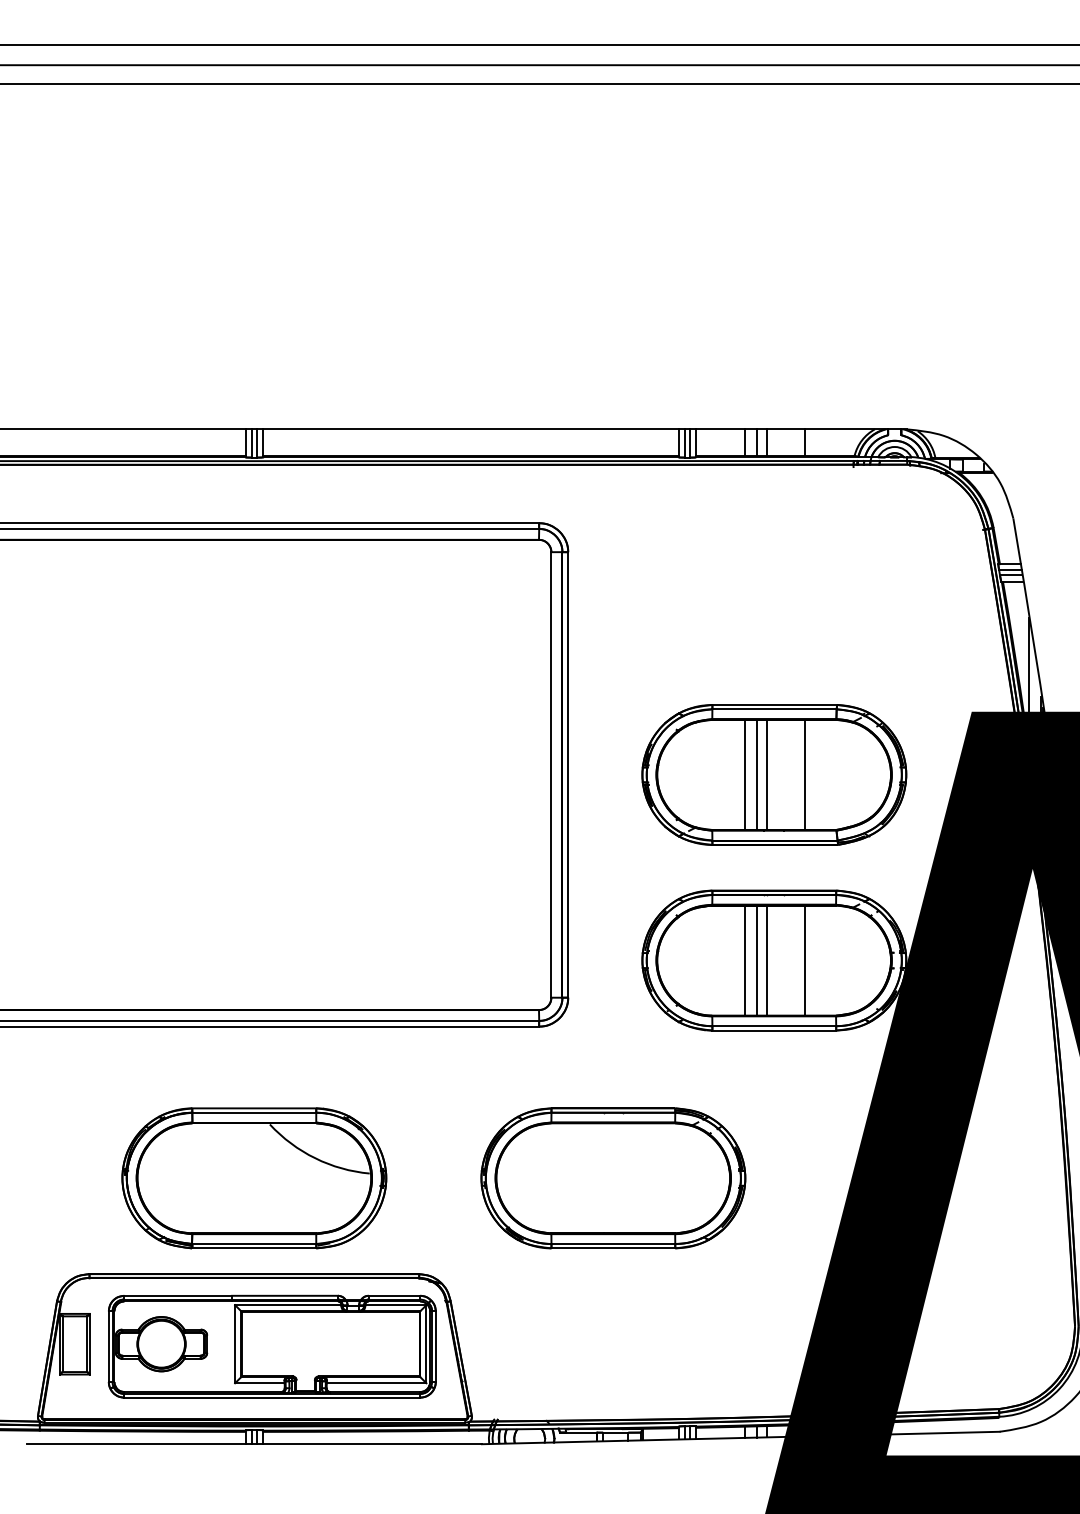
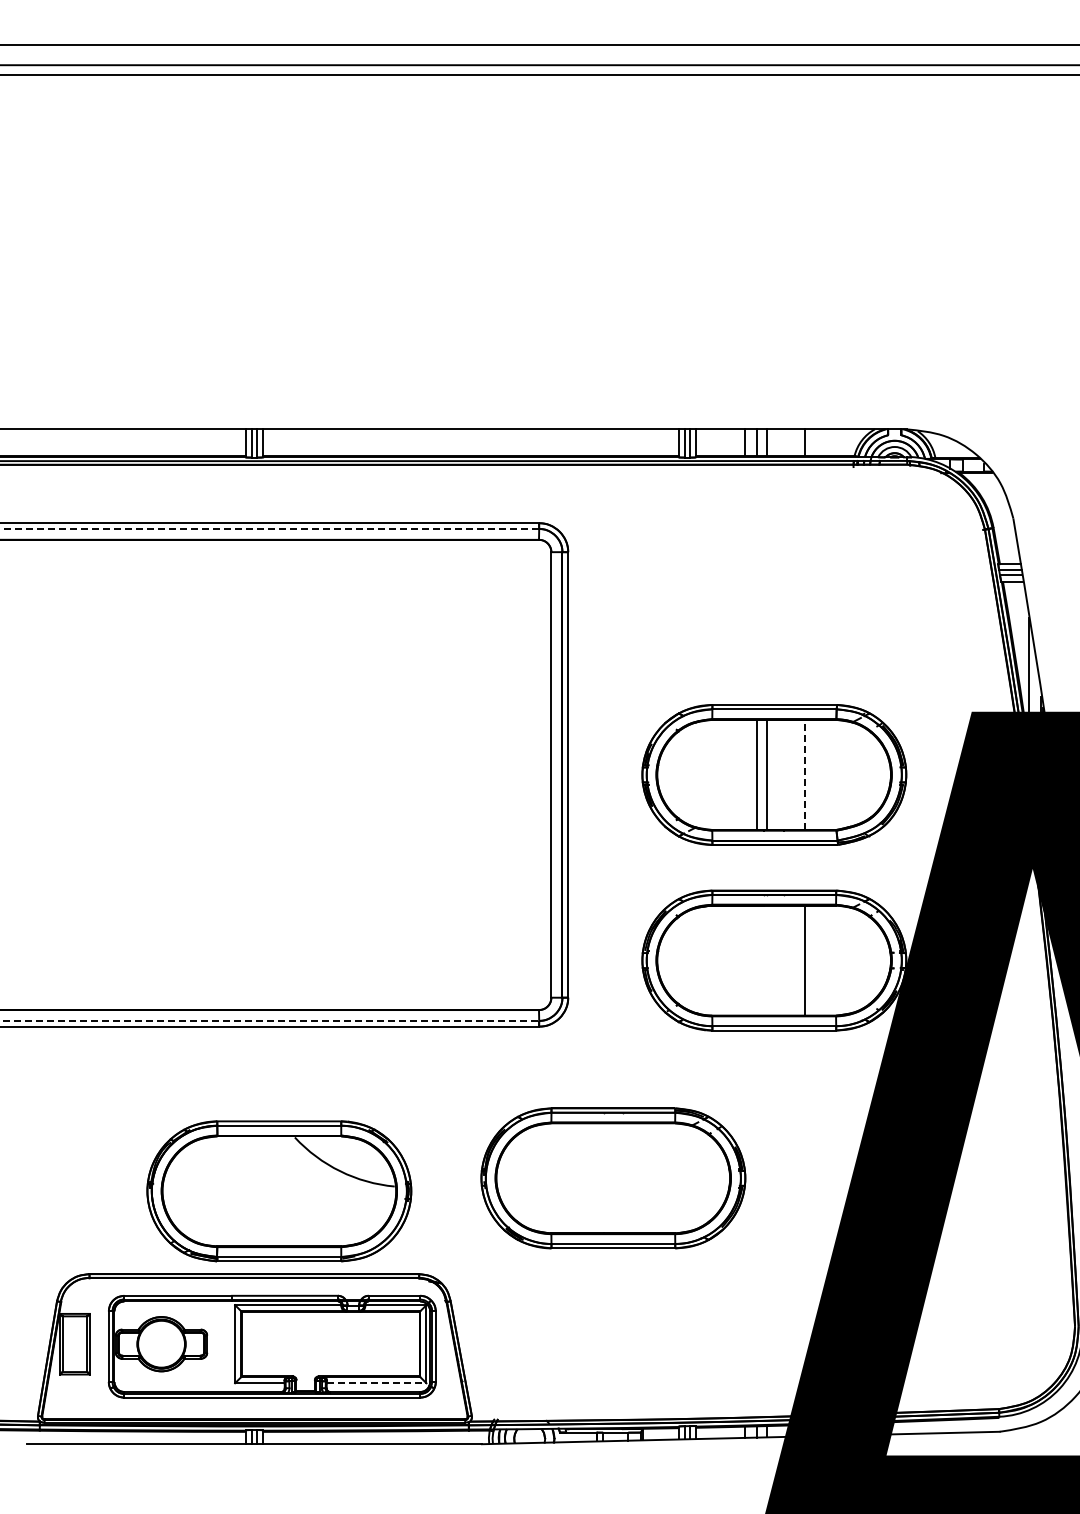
line position: (539, 83) -> (539, 74) (539, 74)
line: solid -> dashed (269, 528)
line: present -> none (744, 774)
line: solid -> dashed (804, 774)
line: present -> none (744, 960)
line: present -> none (756, 960)
line: present -> none (767, 960)
line: solid -> dashed (270, 1020)
part position: (254, 1178) -> (279, 1191) (279, 1191)
line: solid -> dashed (376, 1383)
